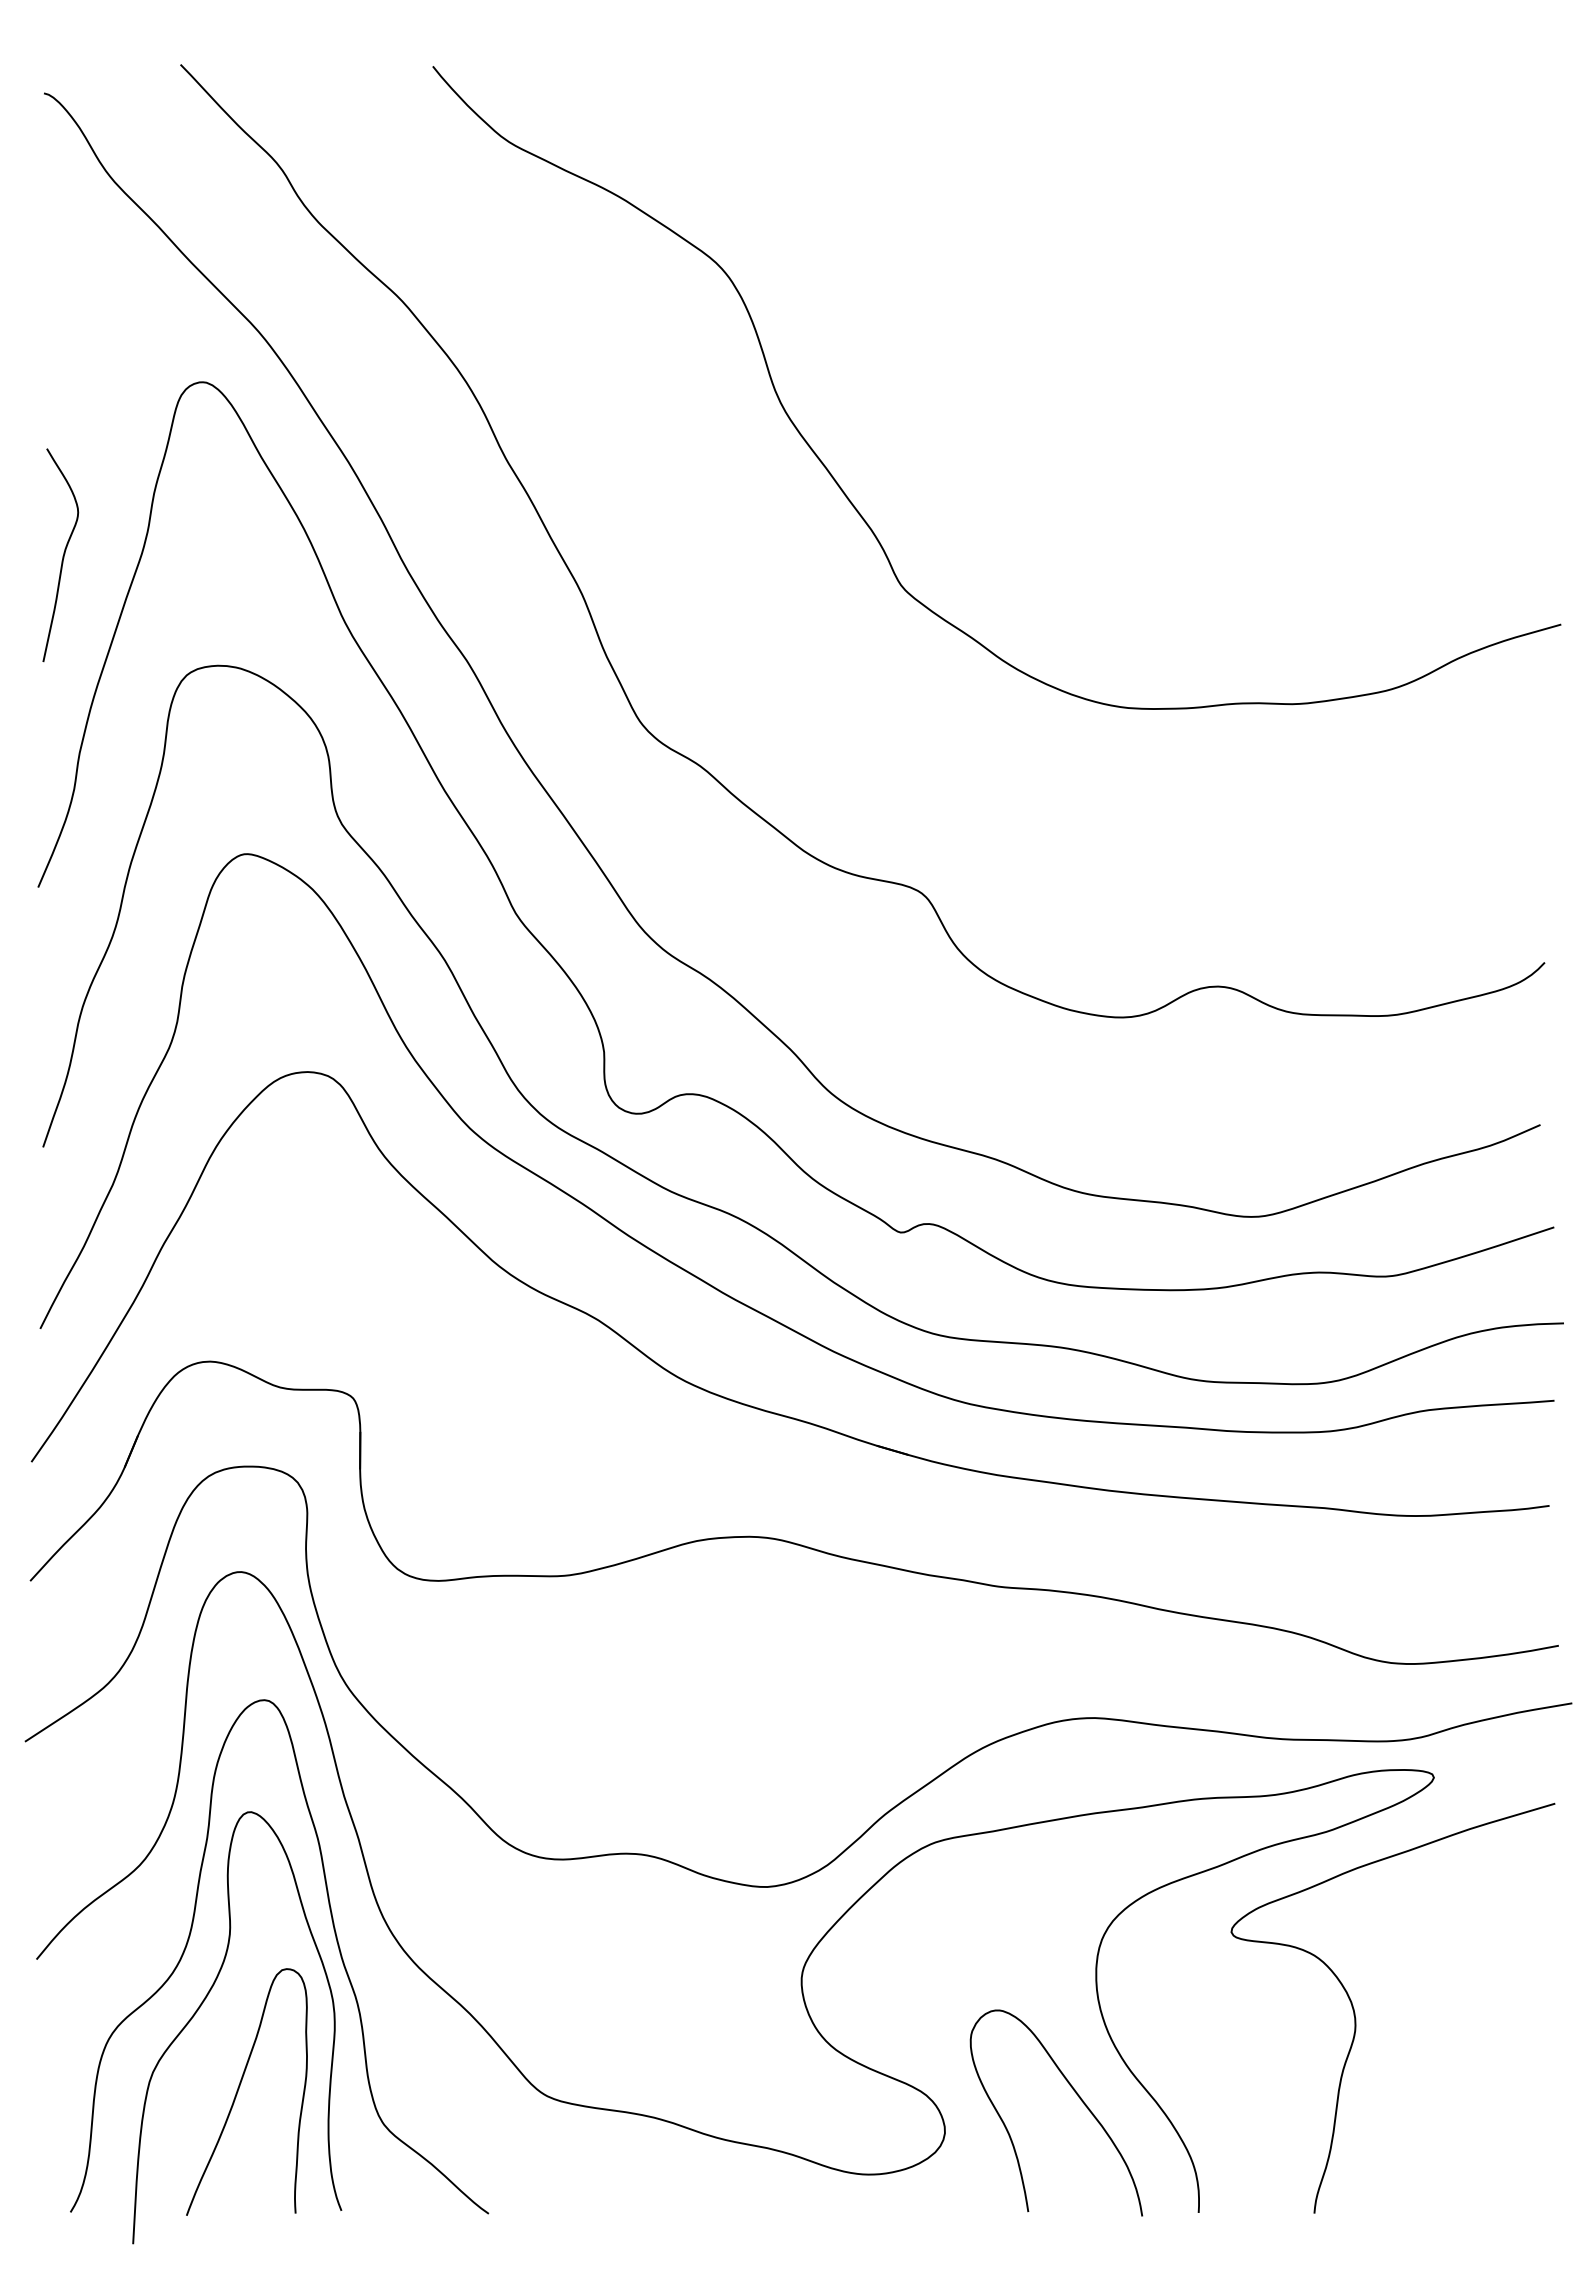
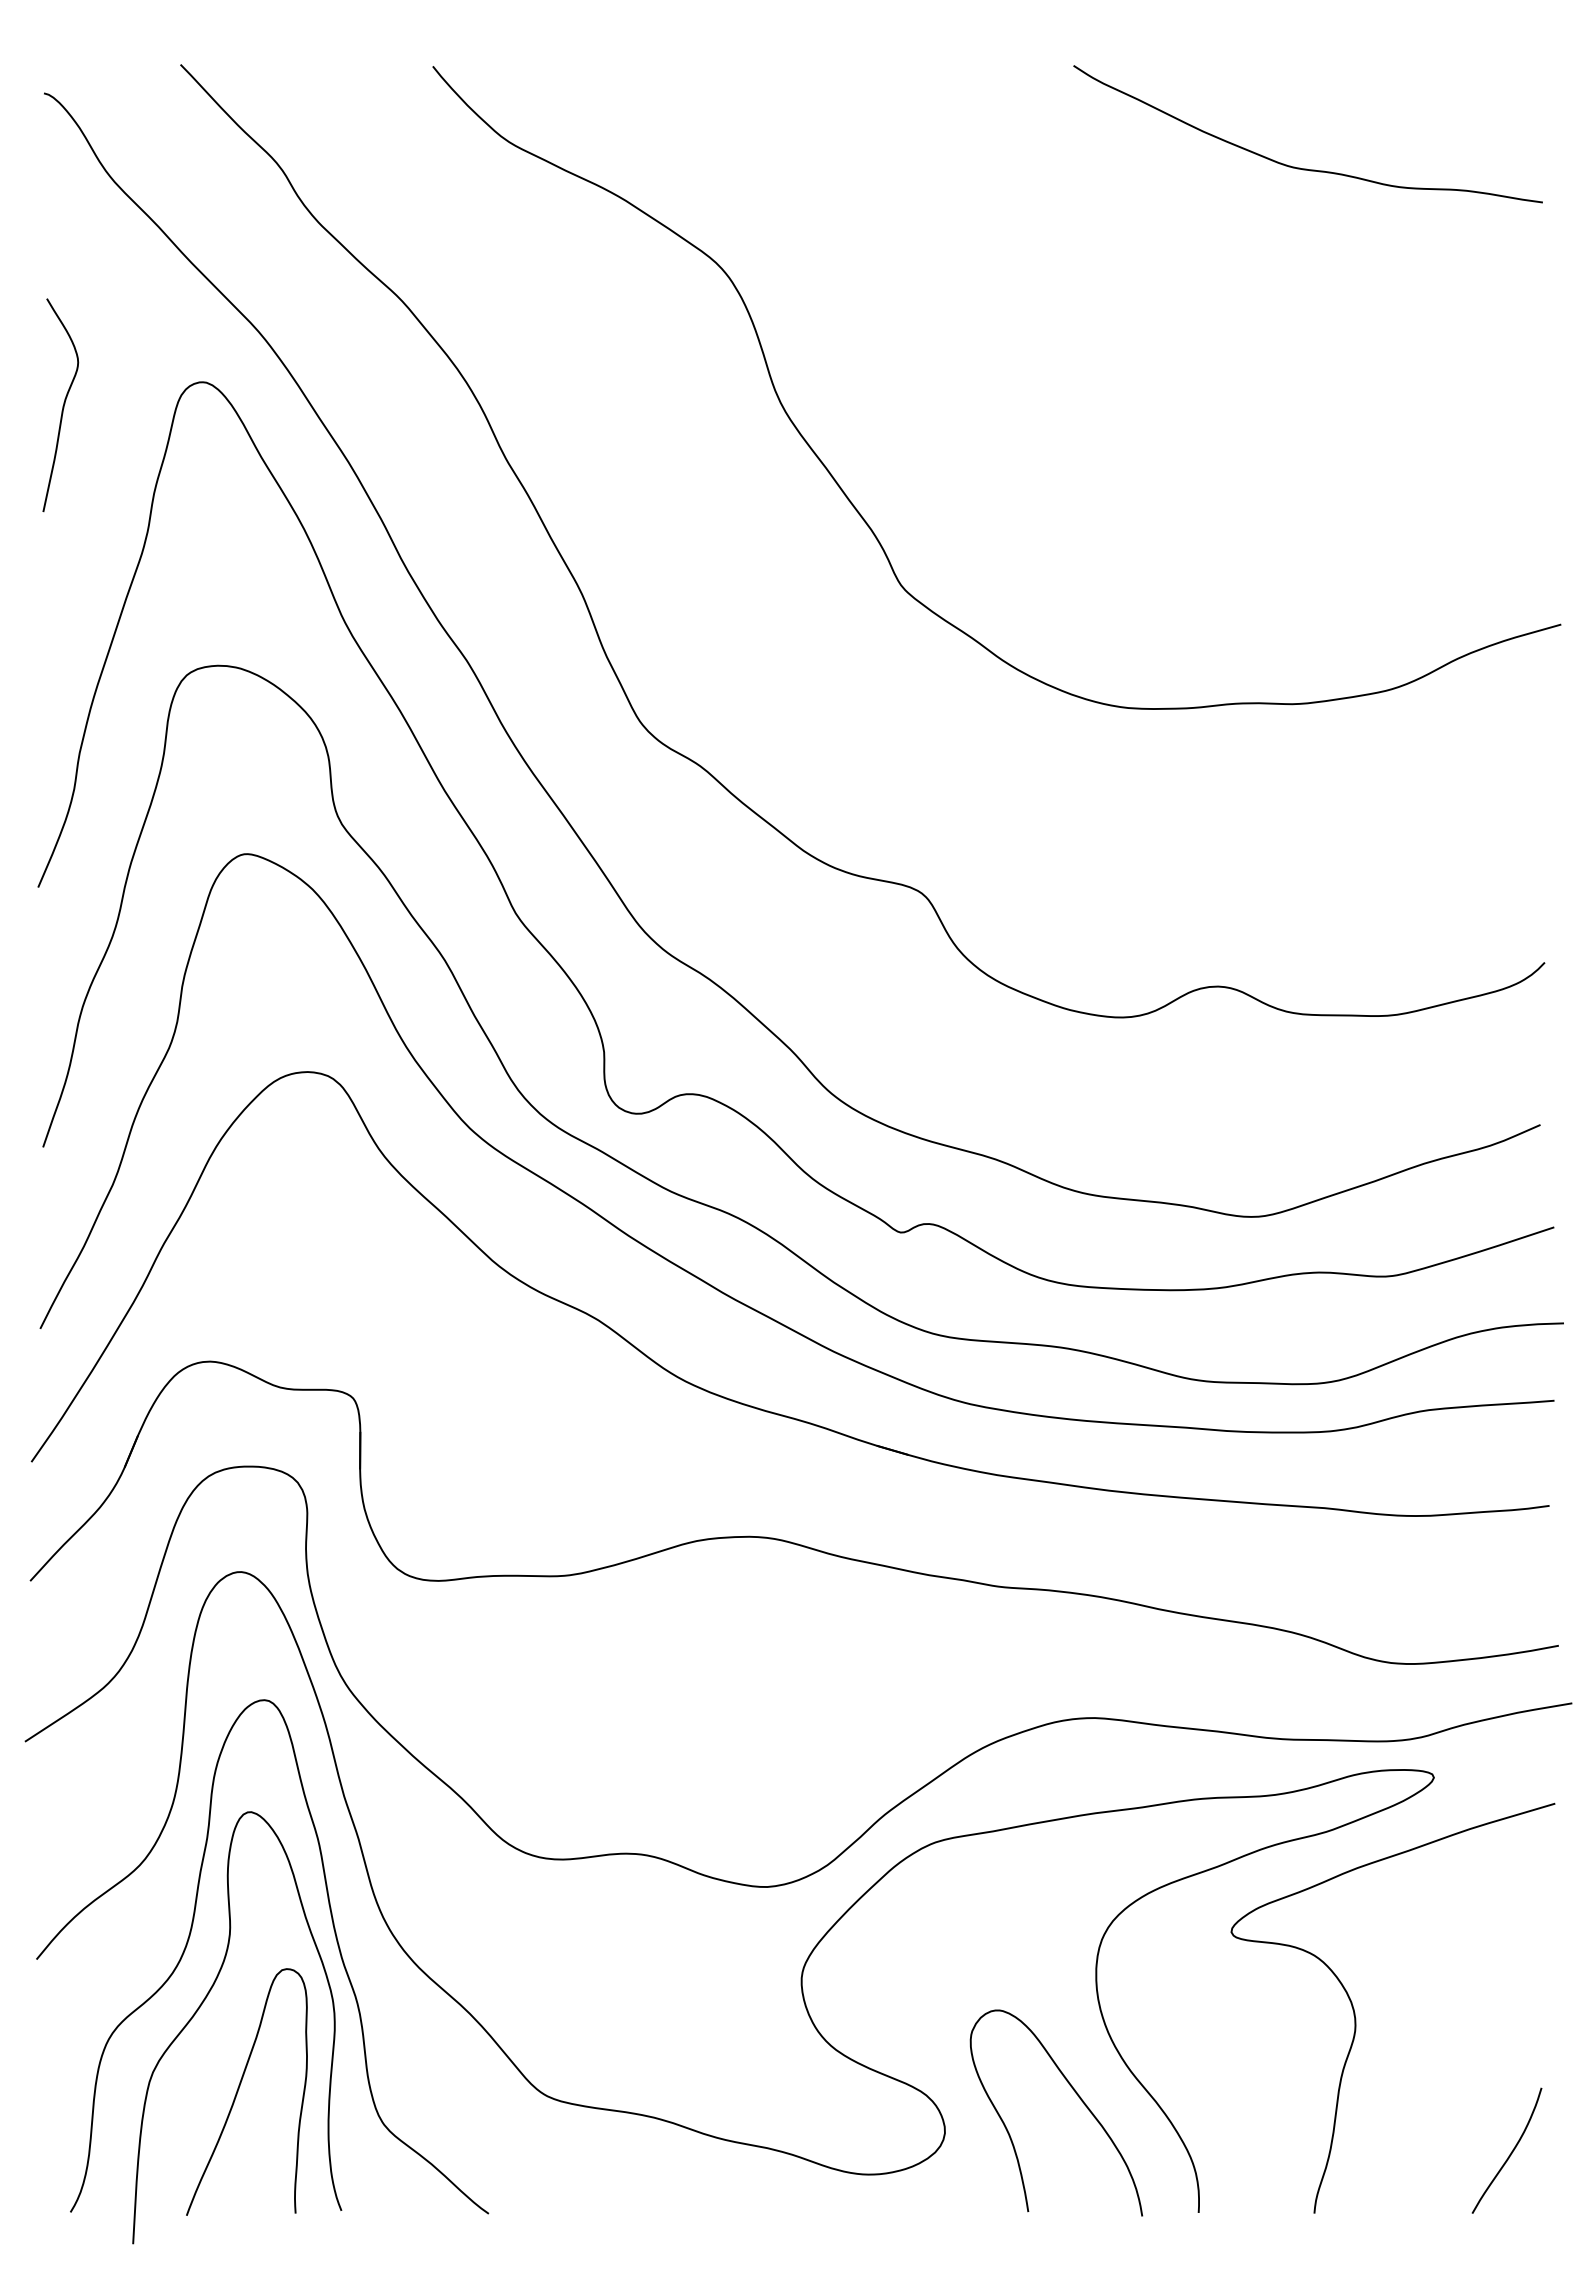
curve: none -> present (1300, 167)
curve position: (62, 556) -> (62, 406) (62, 406)
curve: none -> present (1510, 2152)
